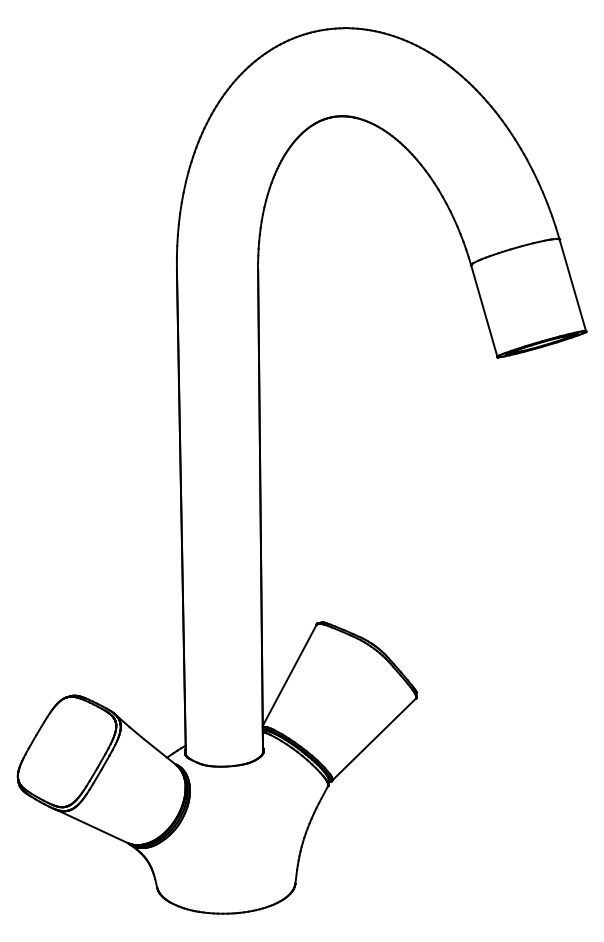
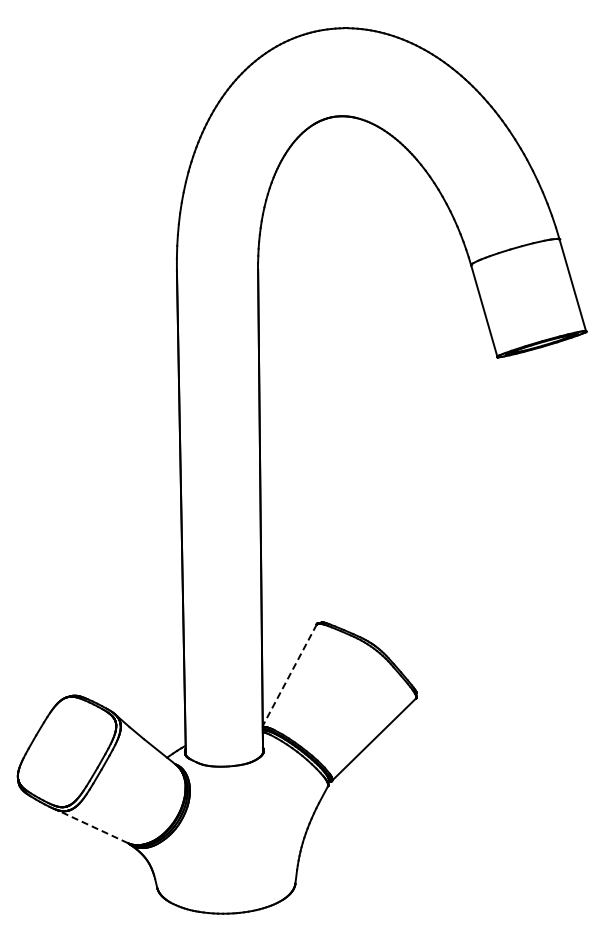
line: solid -> dashed (289, 675)
line: solid -> dashed (92, 826)
